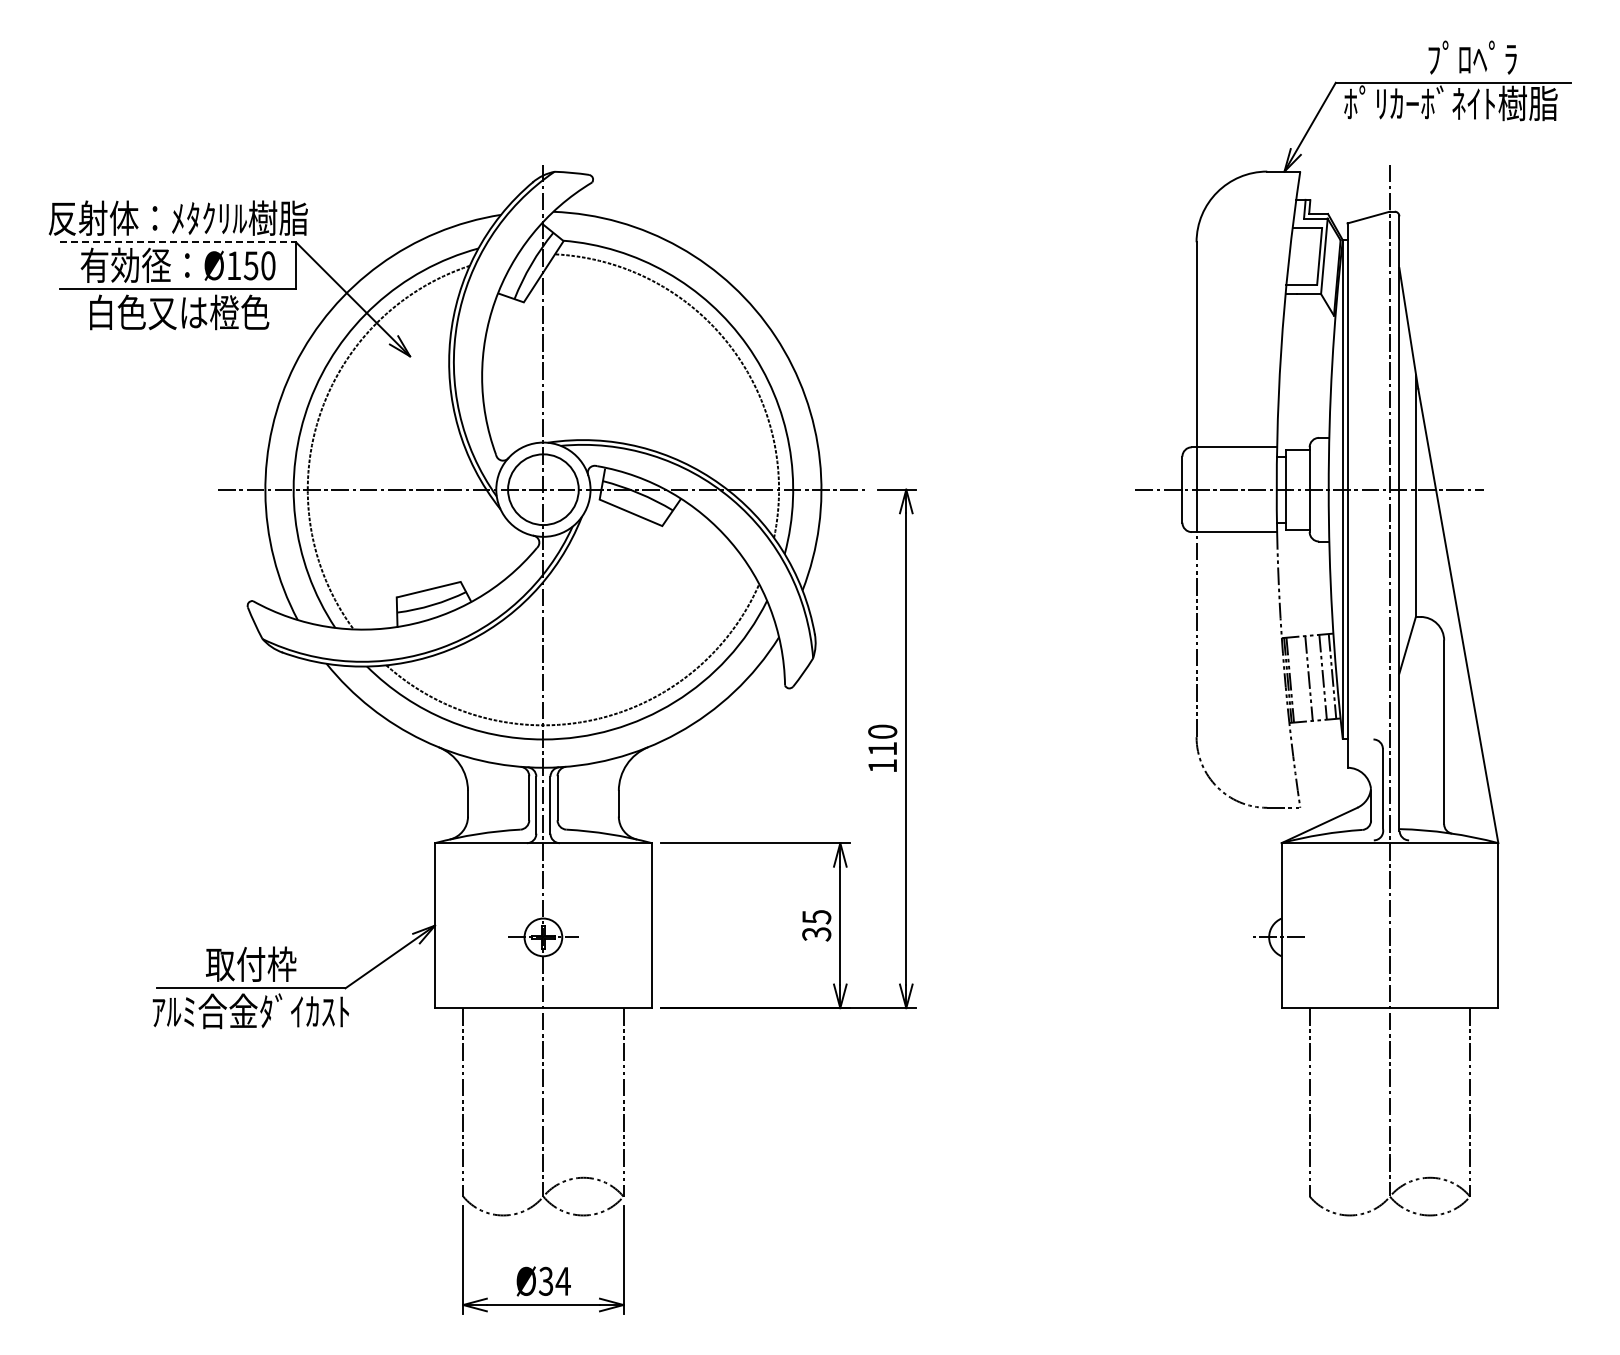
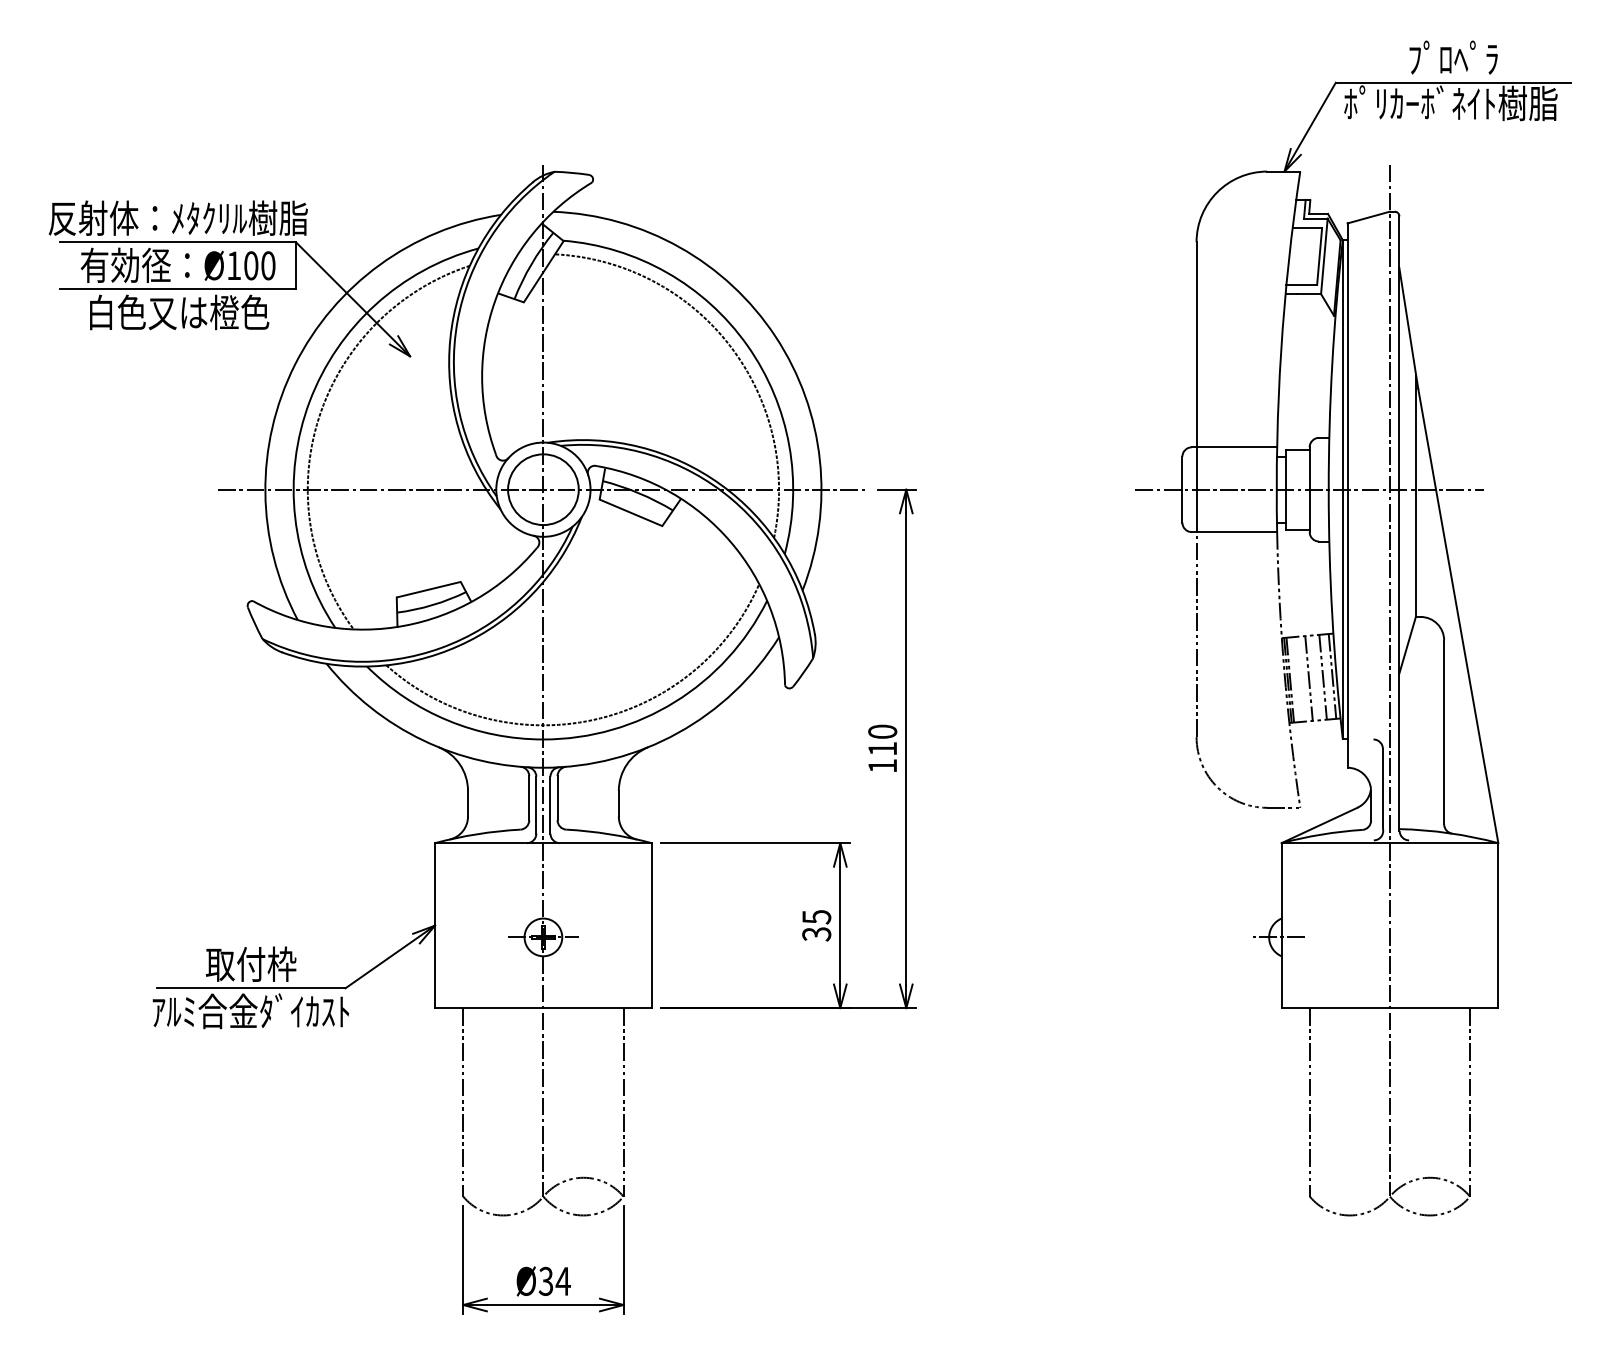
text position: (1472, 57) -> (1453, 57) (1453, 57)
line: dashed -> solid (178, 242)
text: Ø150 -> Ø100 (250, 265)
